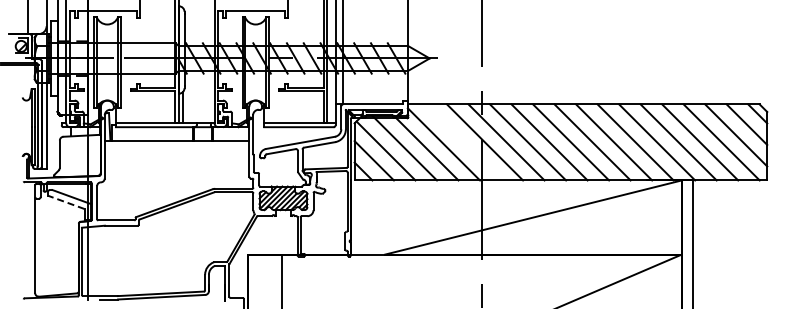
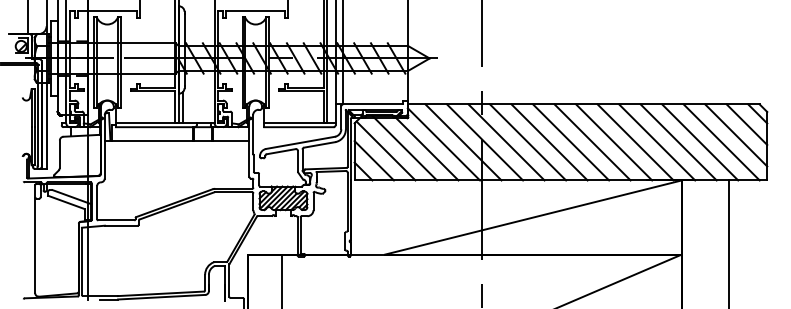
line: none -> present (463, 142)
line: dashed -> solid (65, 202)
line position: (693, 242) -> (729, 242) (729, 242)
